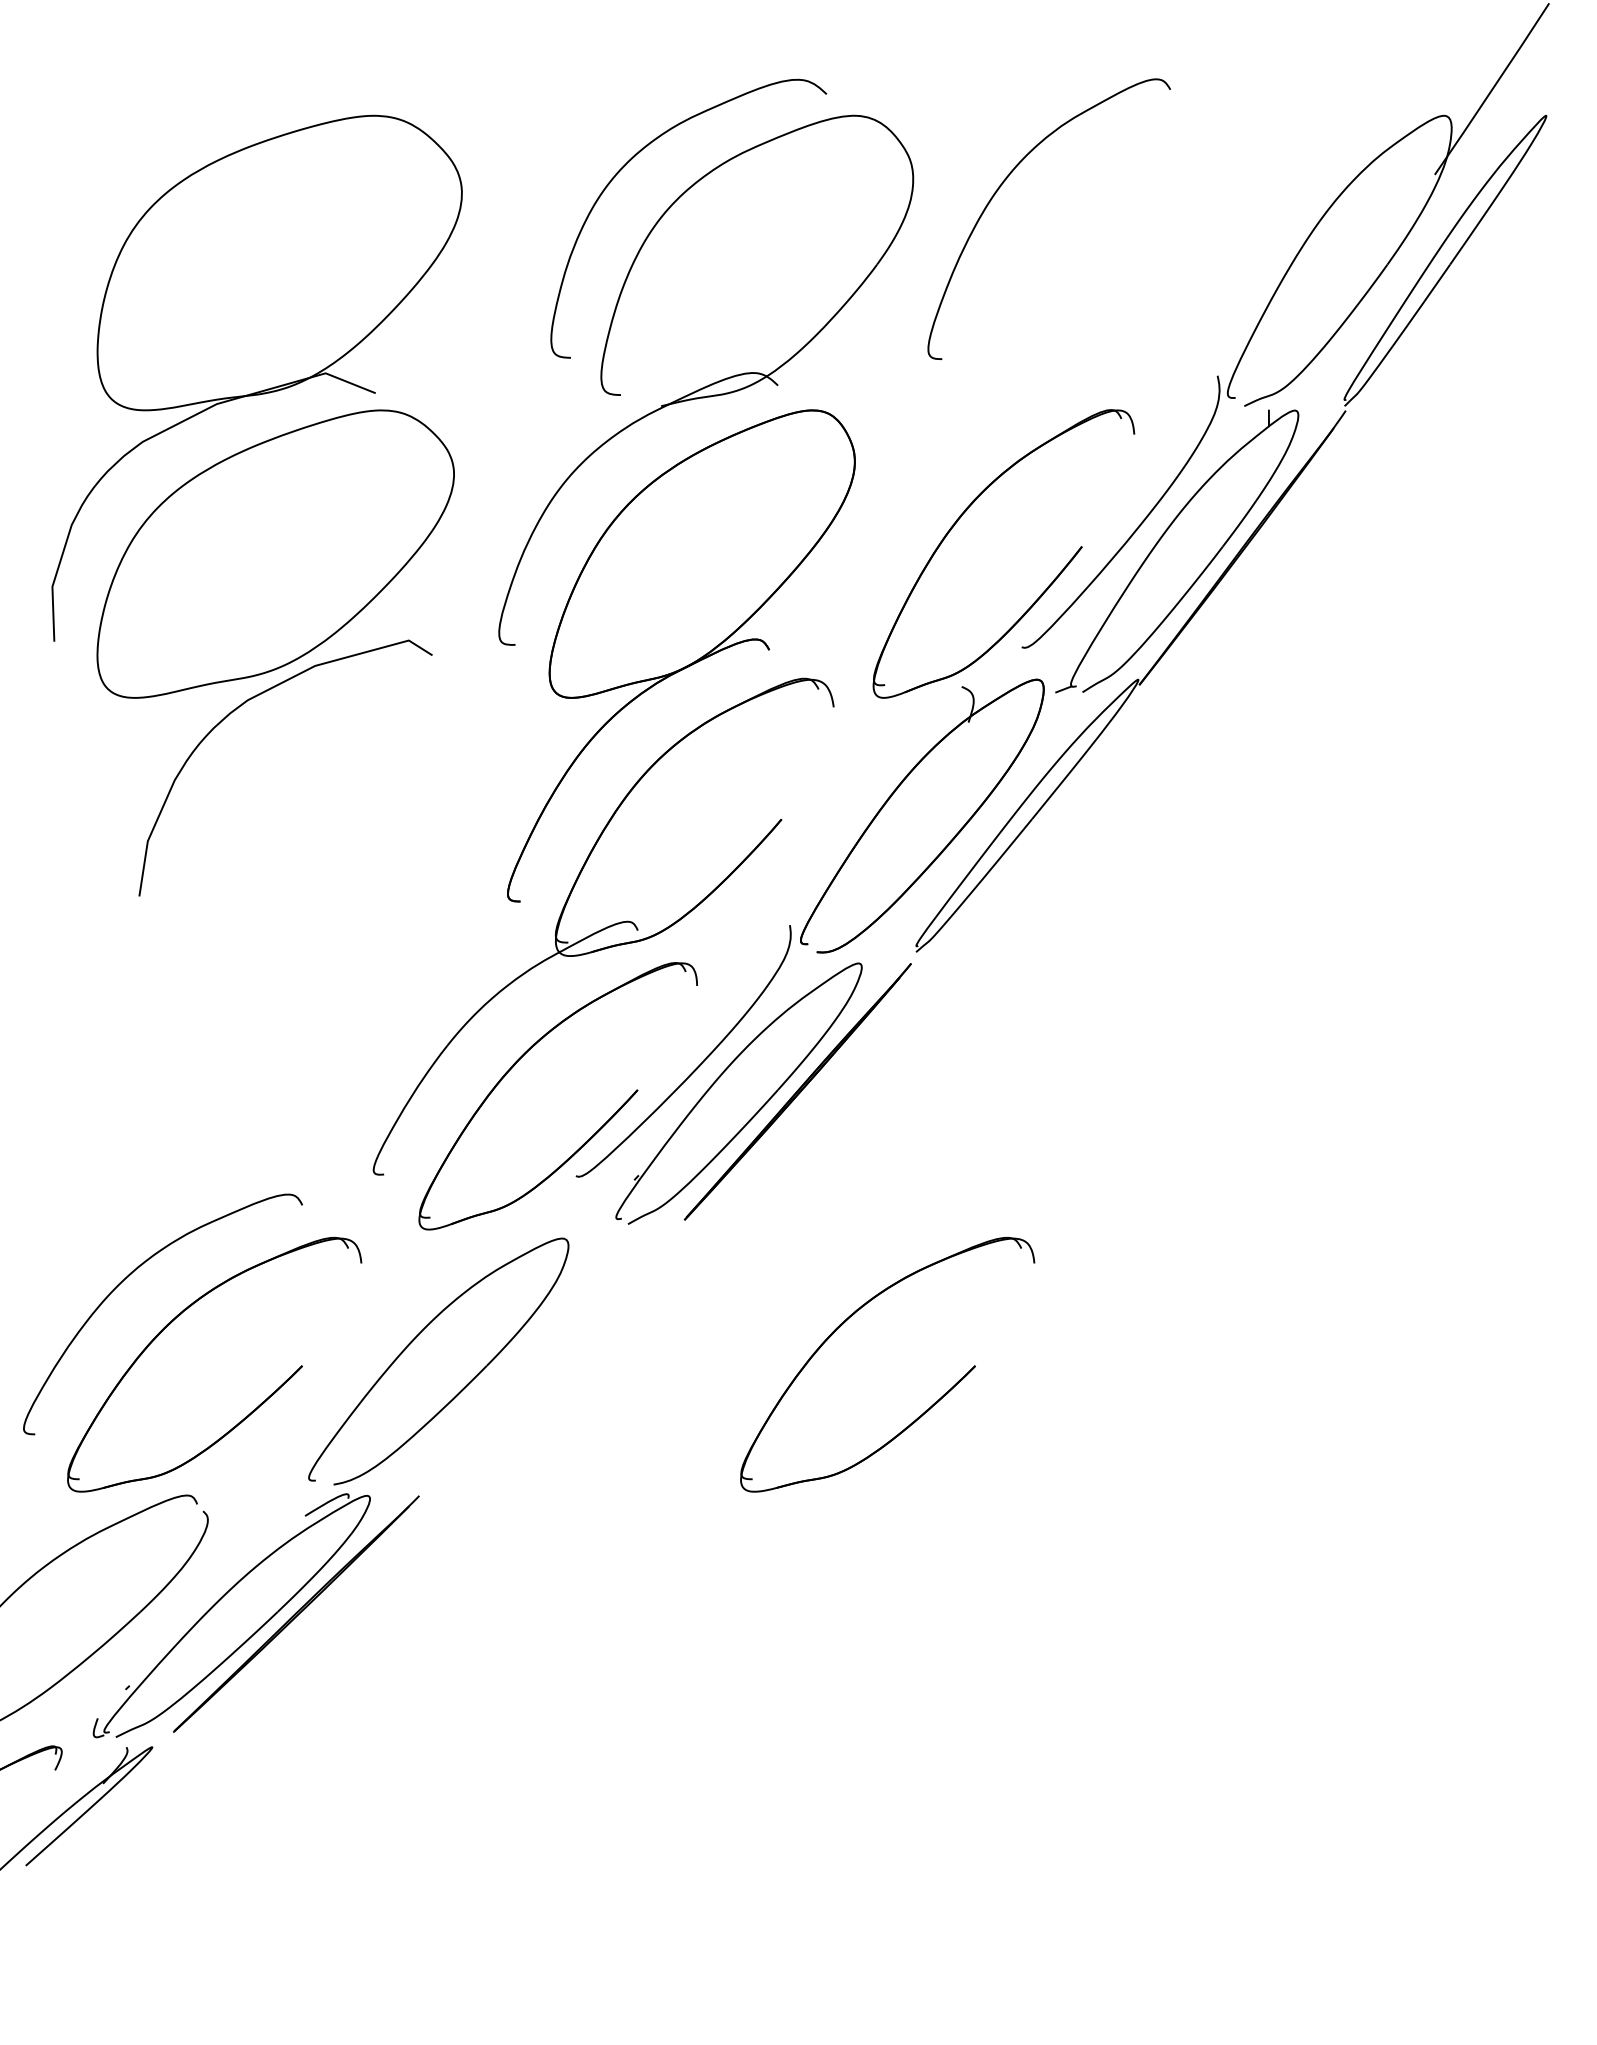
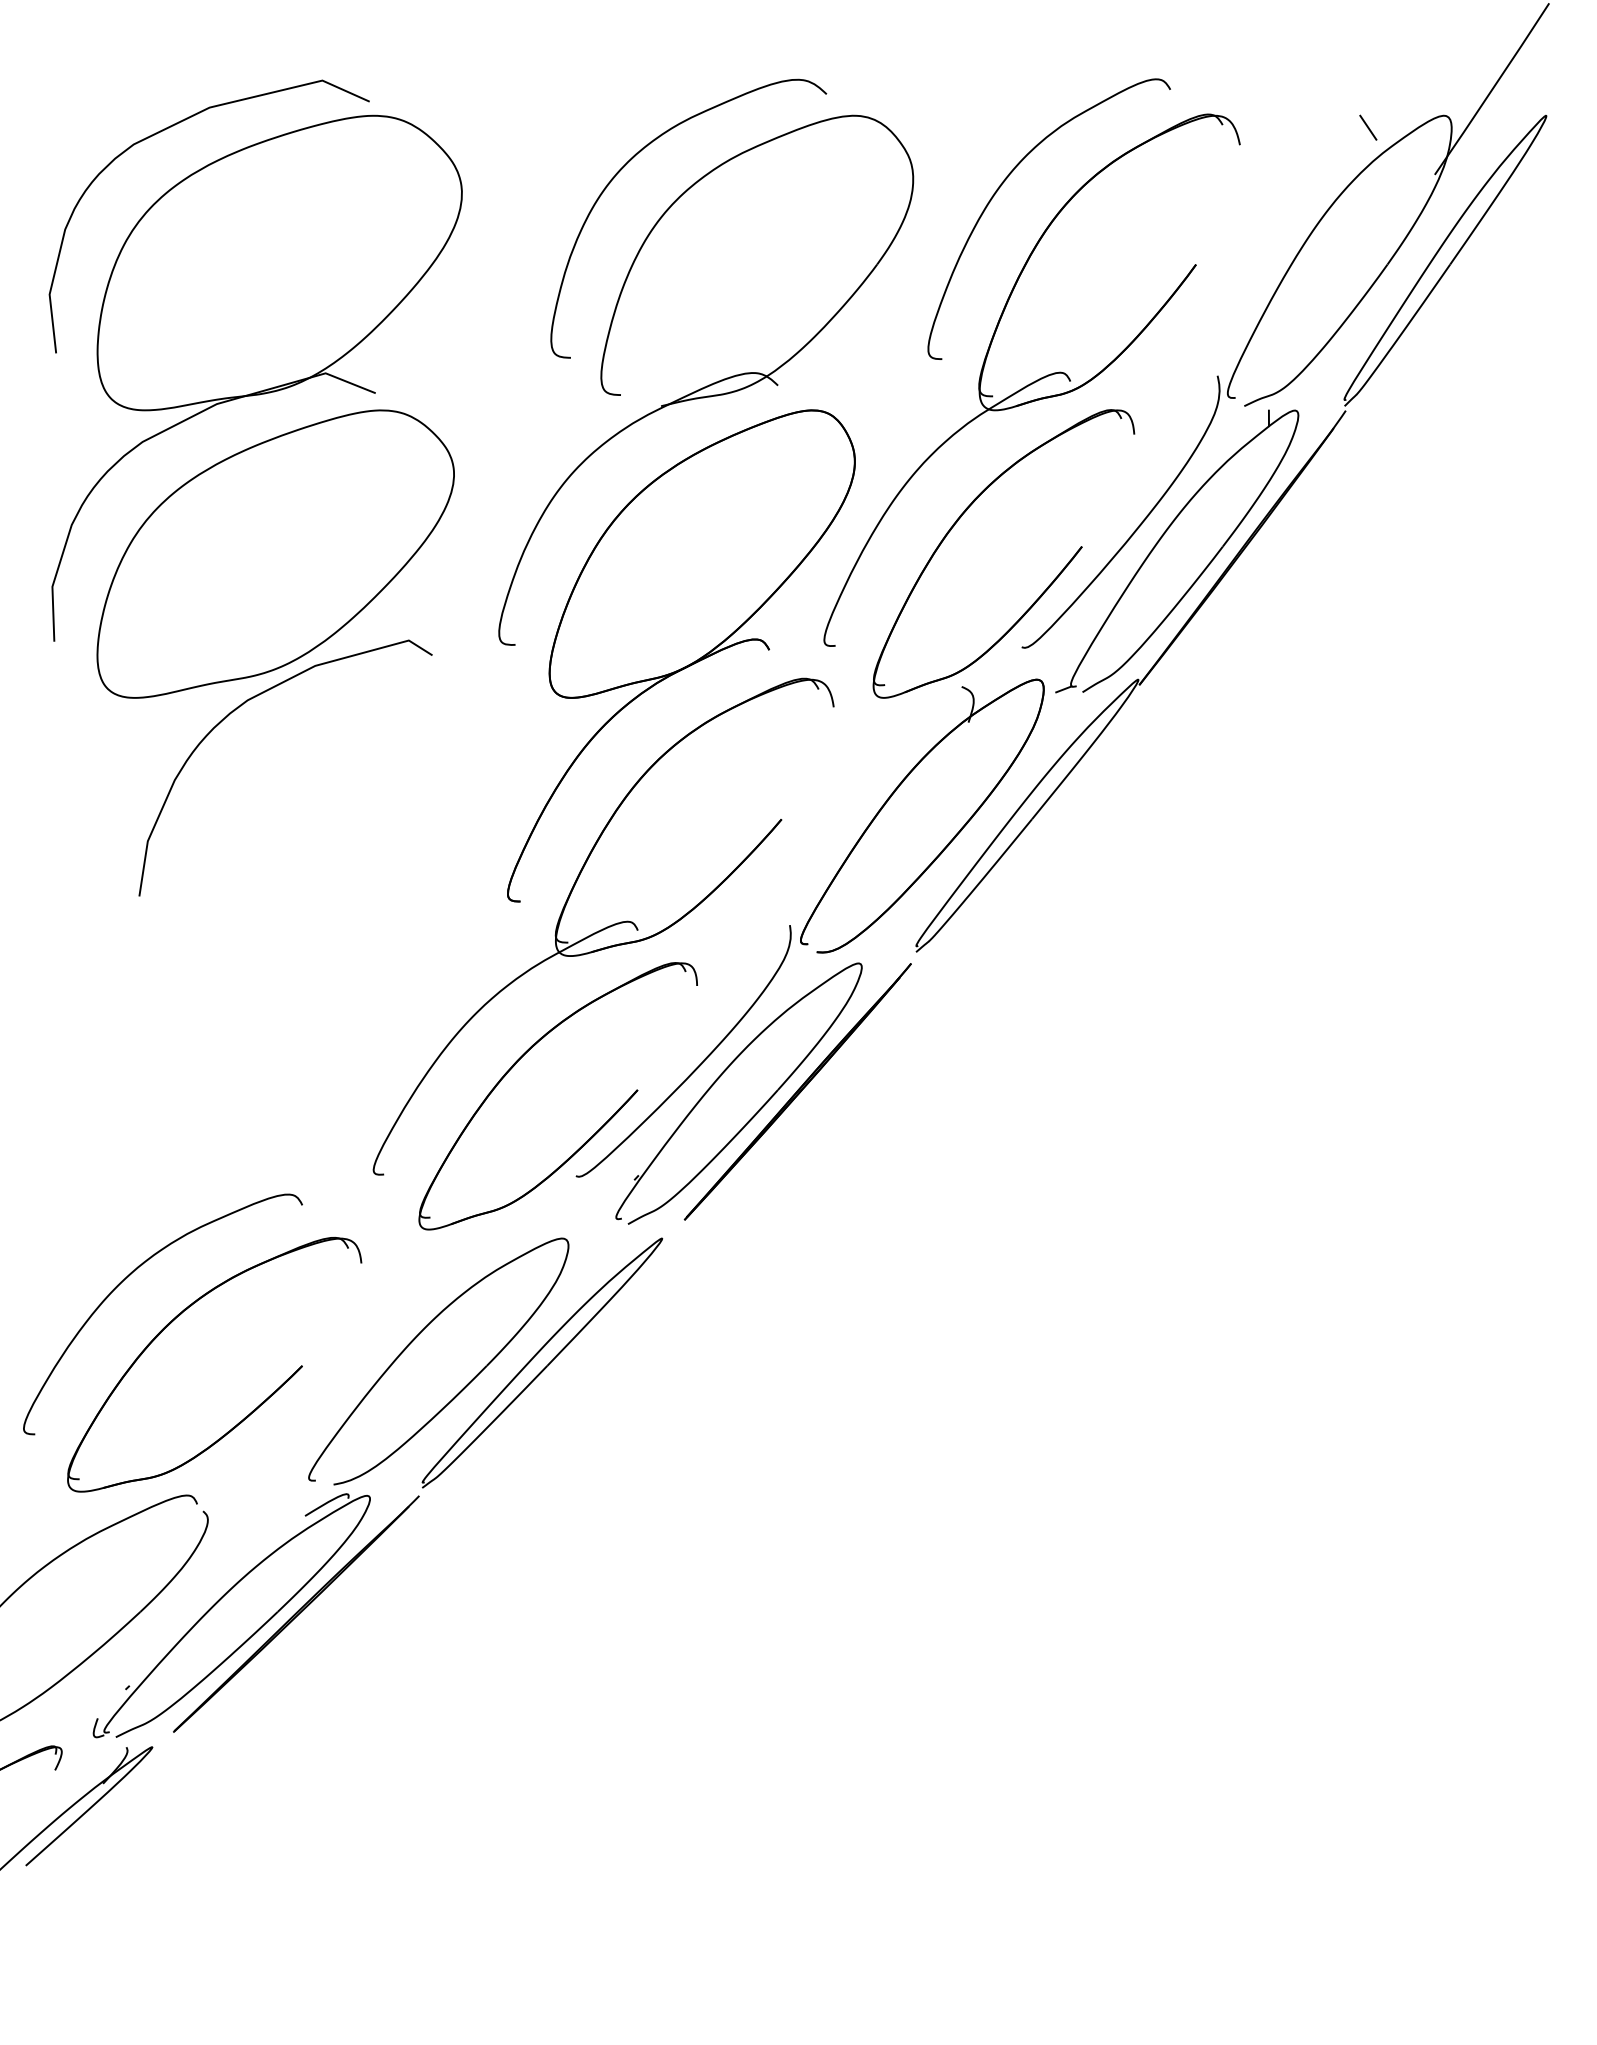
line: none -> present (1368, 127)
curve: none -> present (165, 130)
part: none -> present (1031, 379)
part: present -> none (845, 1322)
part: none -> present (542, 1362)
